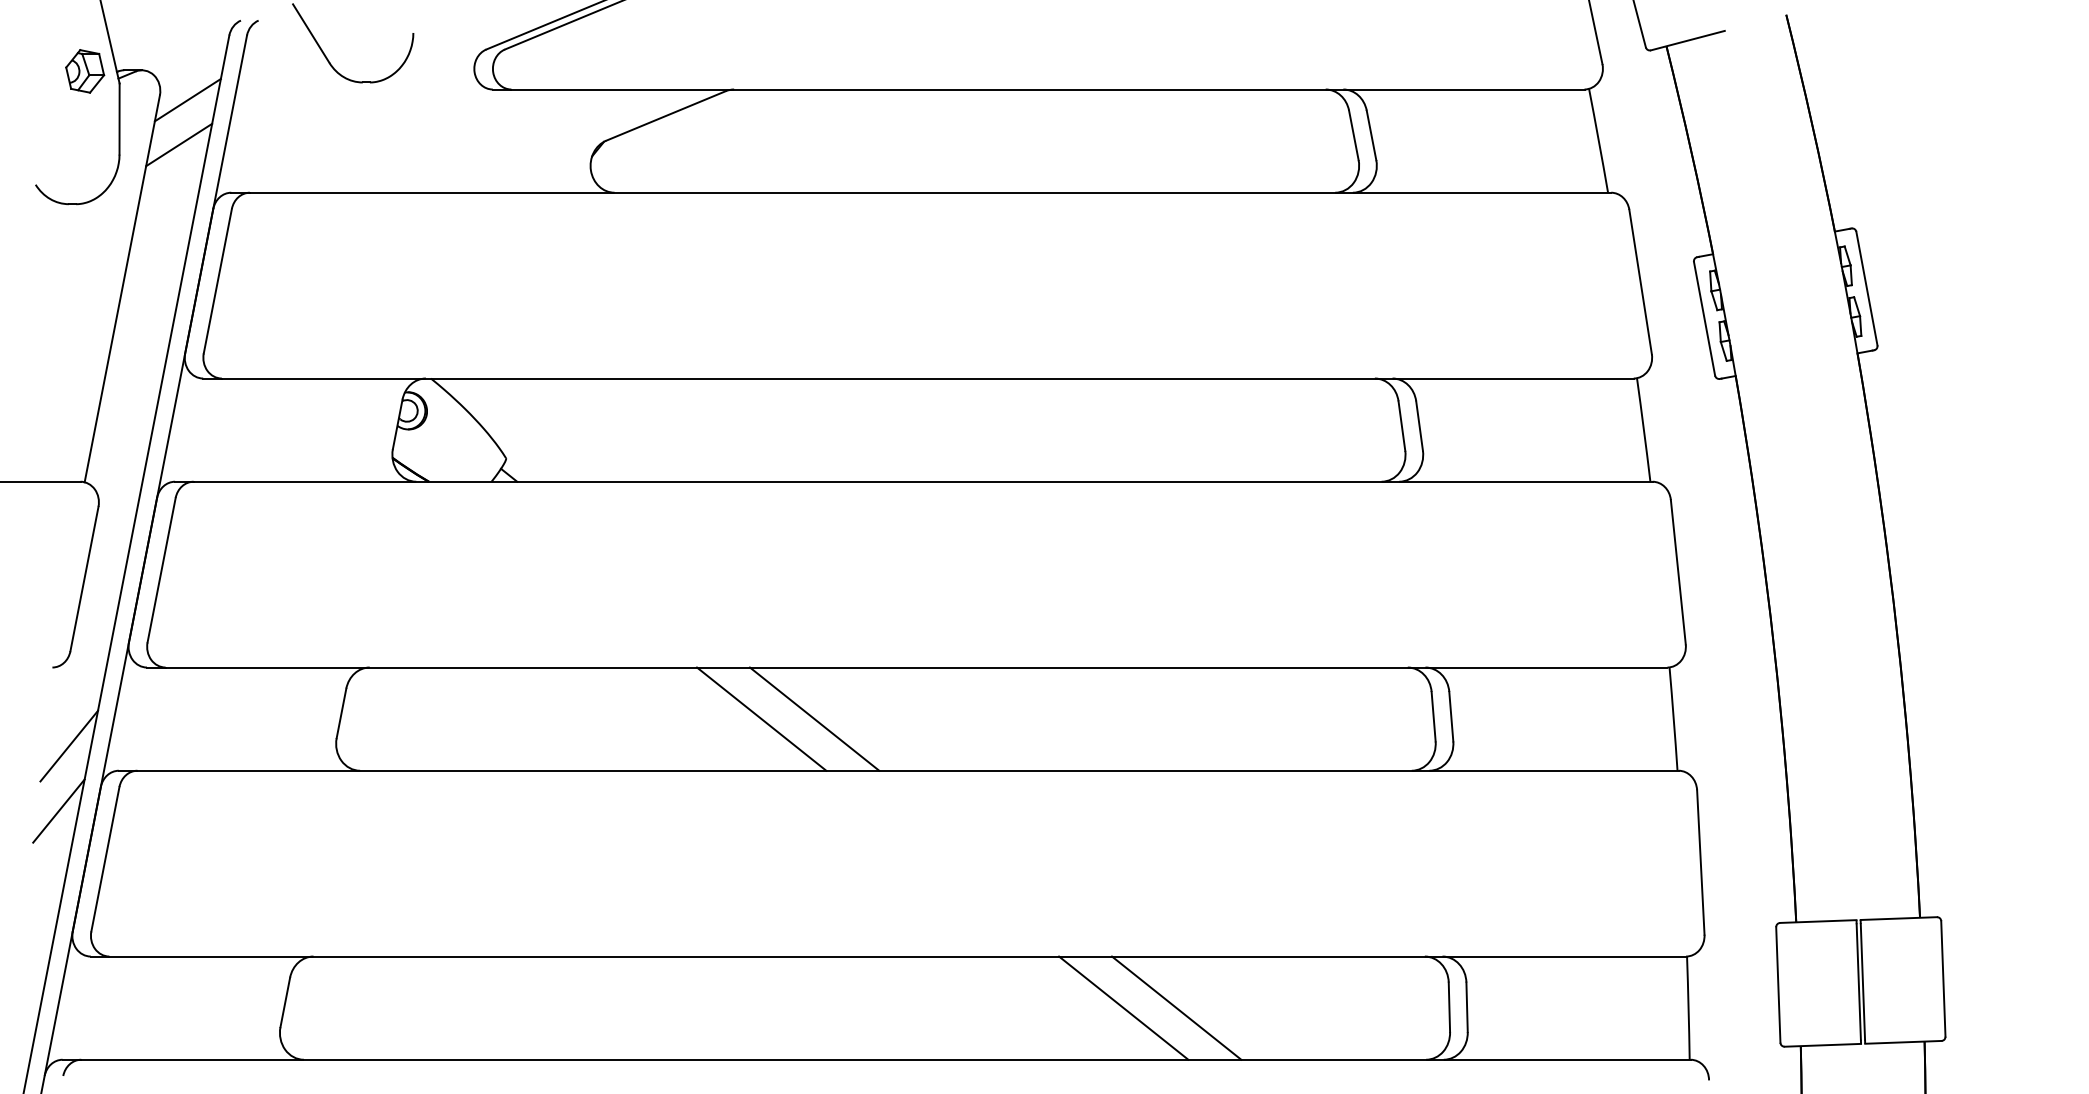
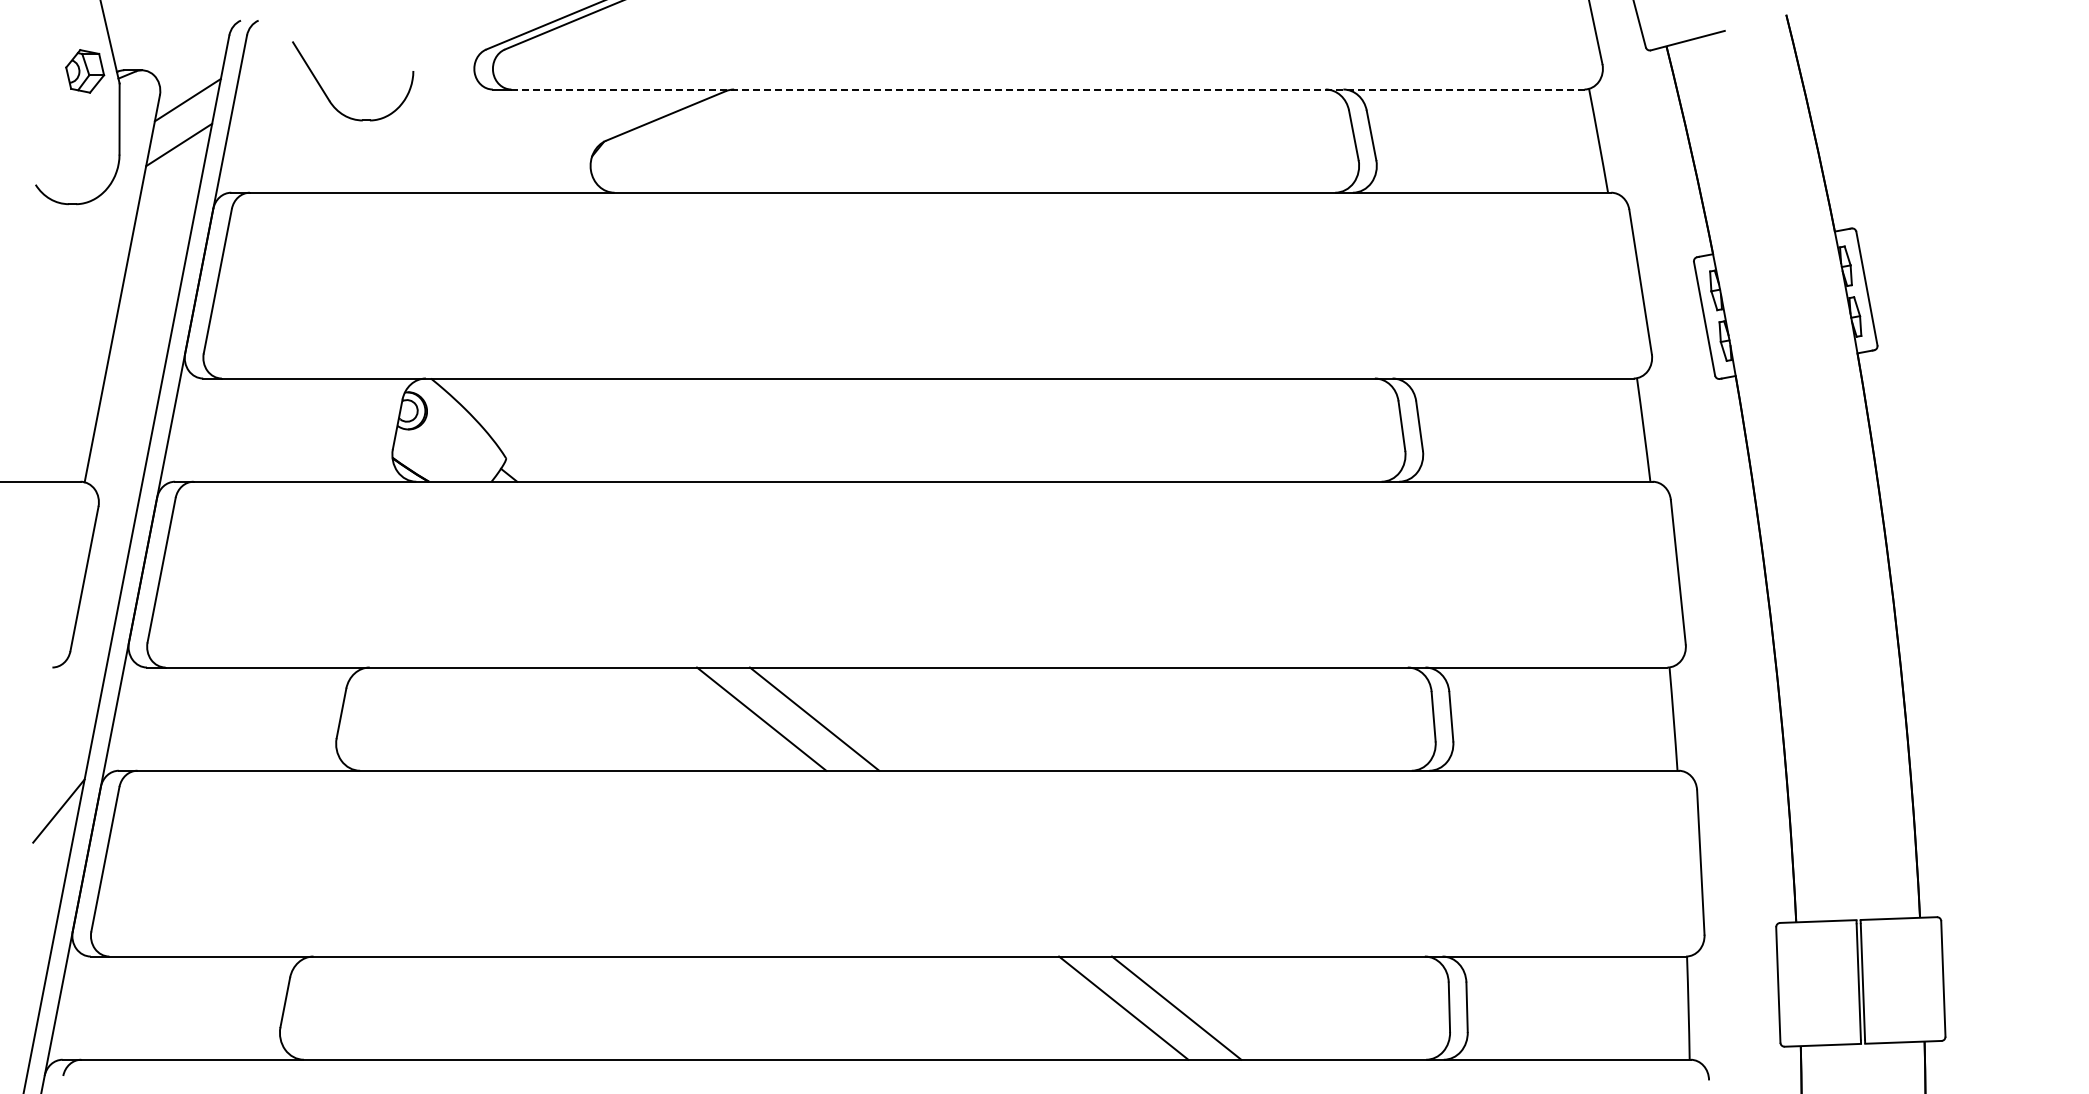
part position: (329, 60) -> (329, 98) (329, 98)
line: solid -> dashed (1047, 89)
line: present -> none (69, 745)
